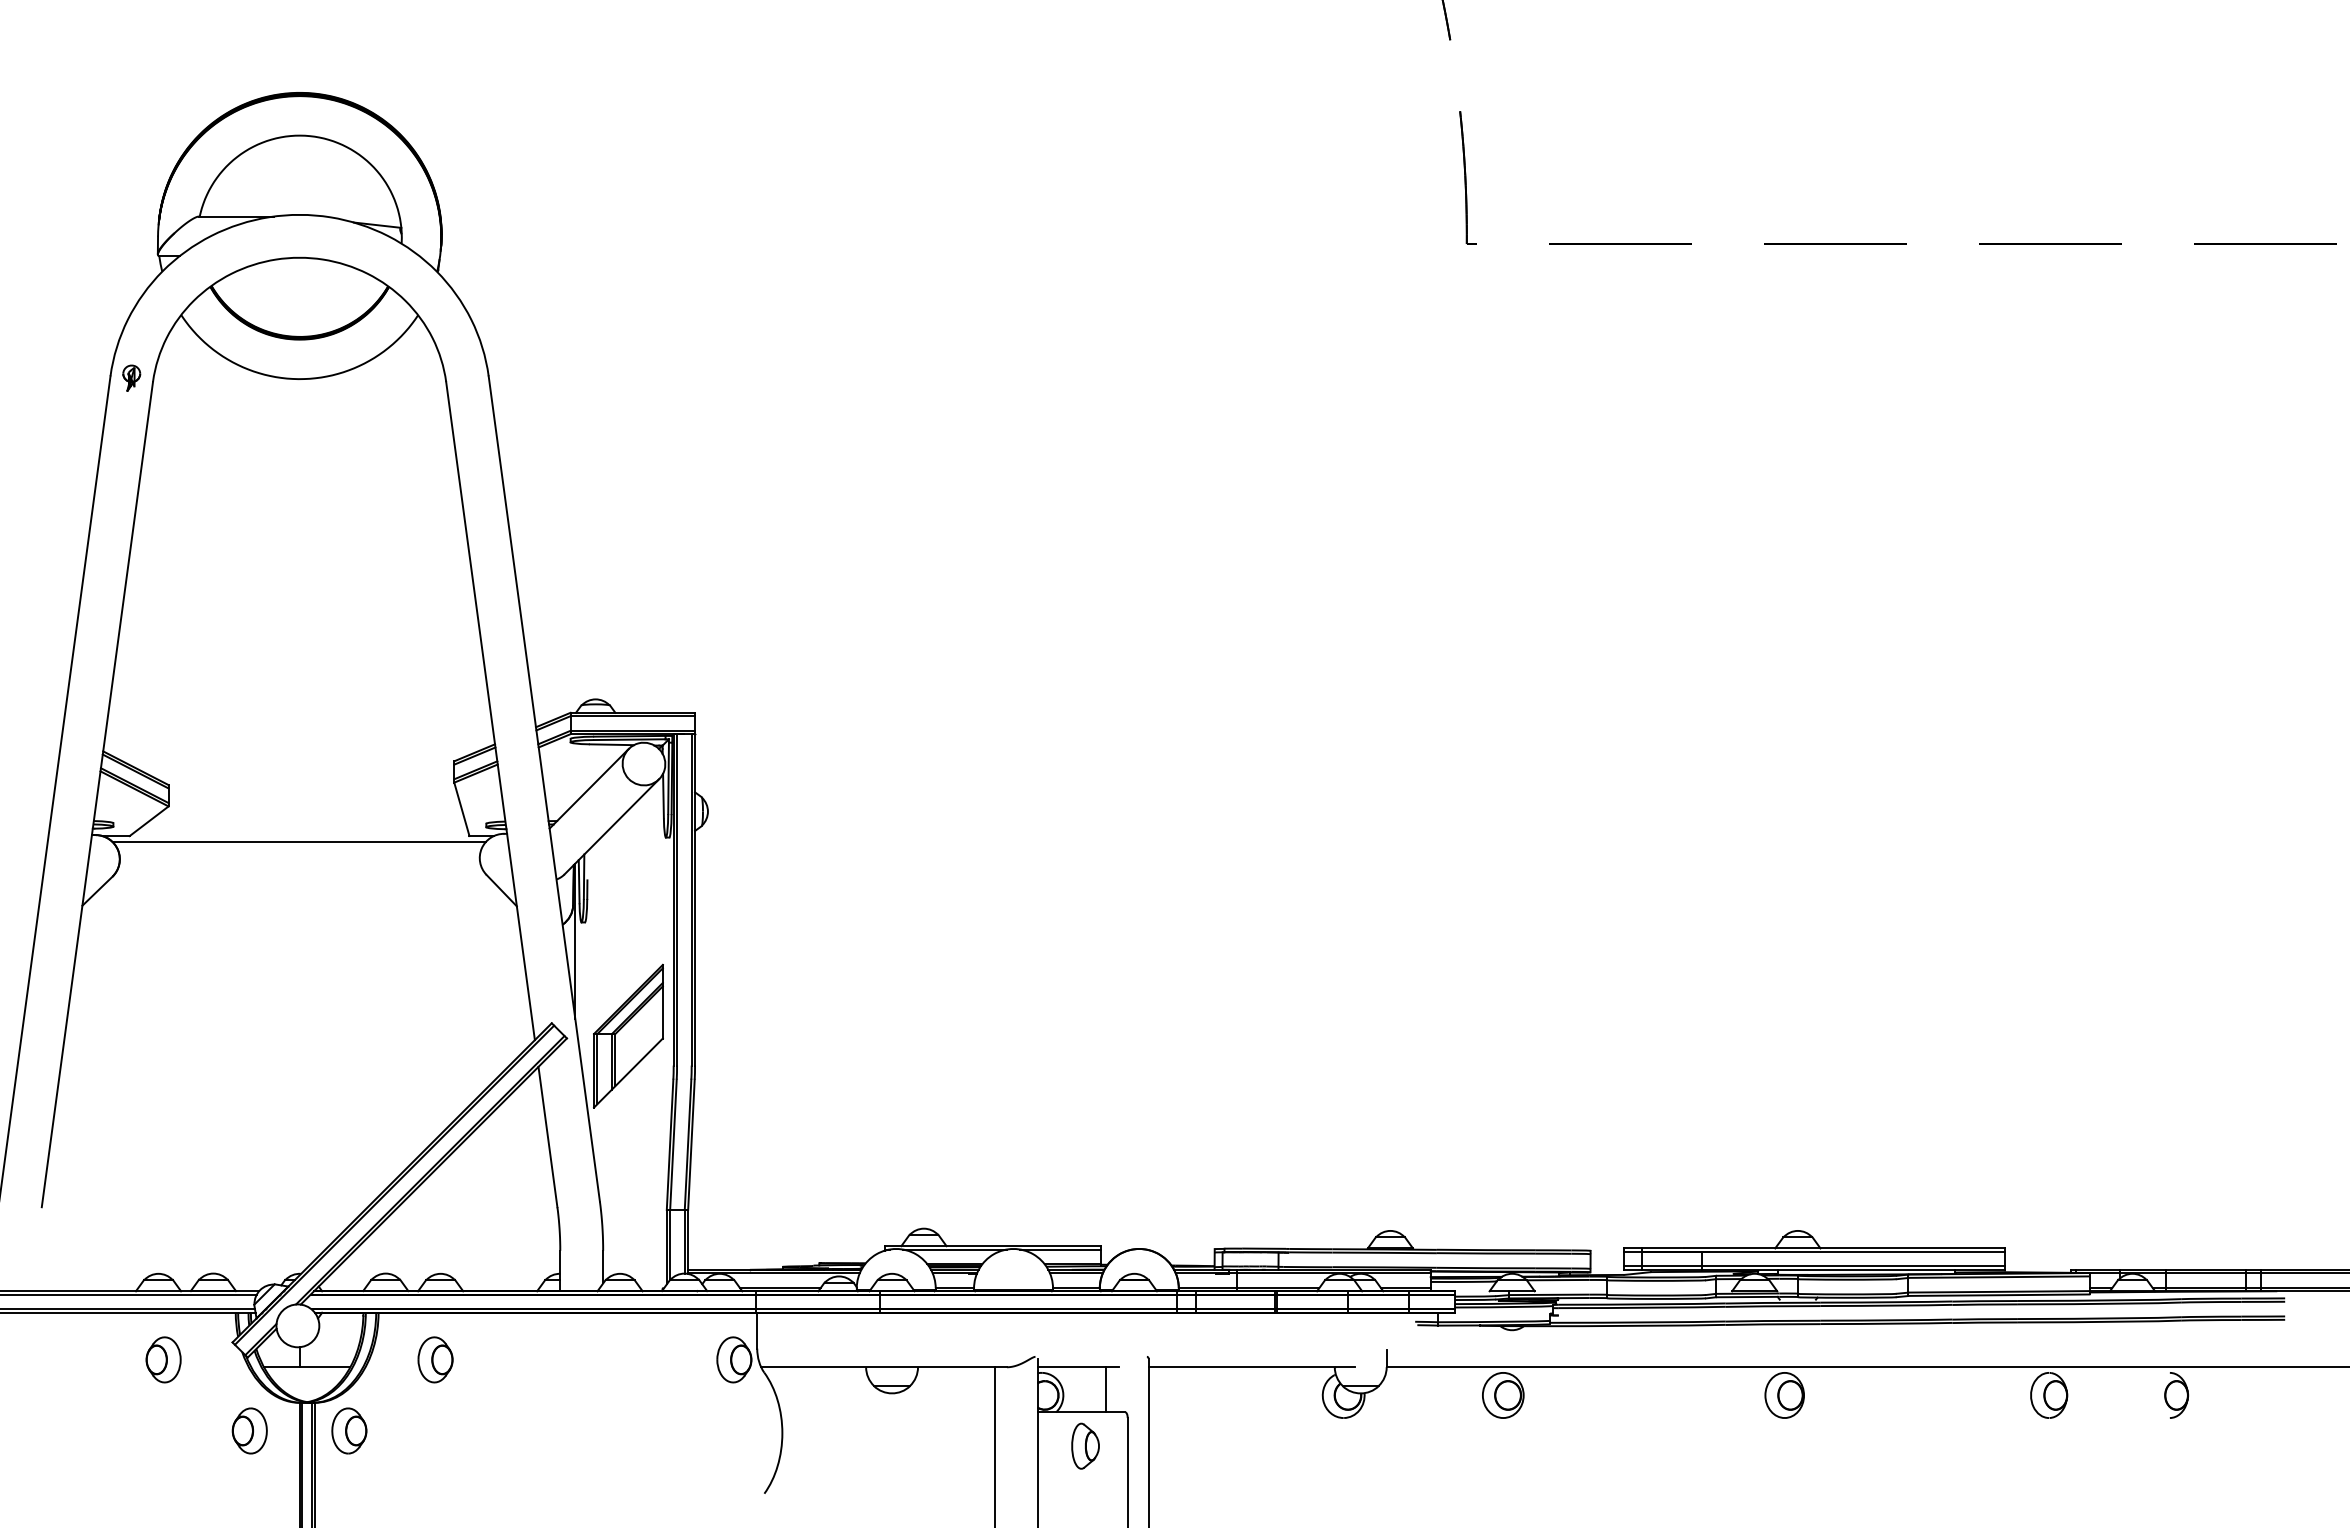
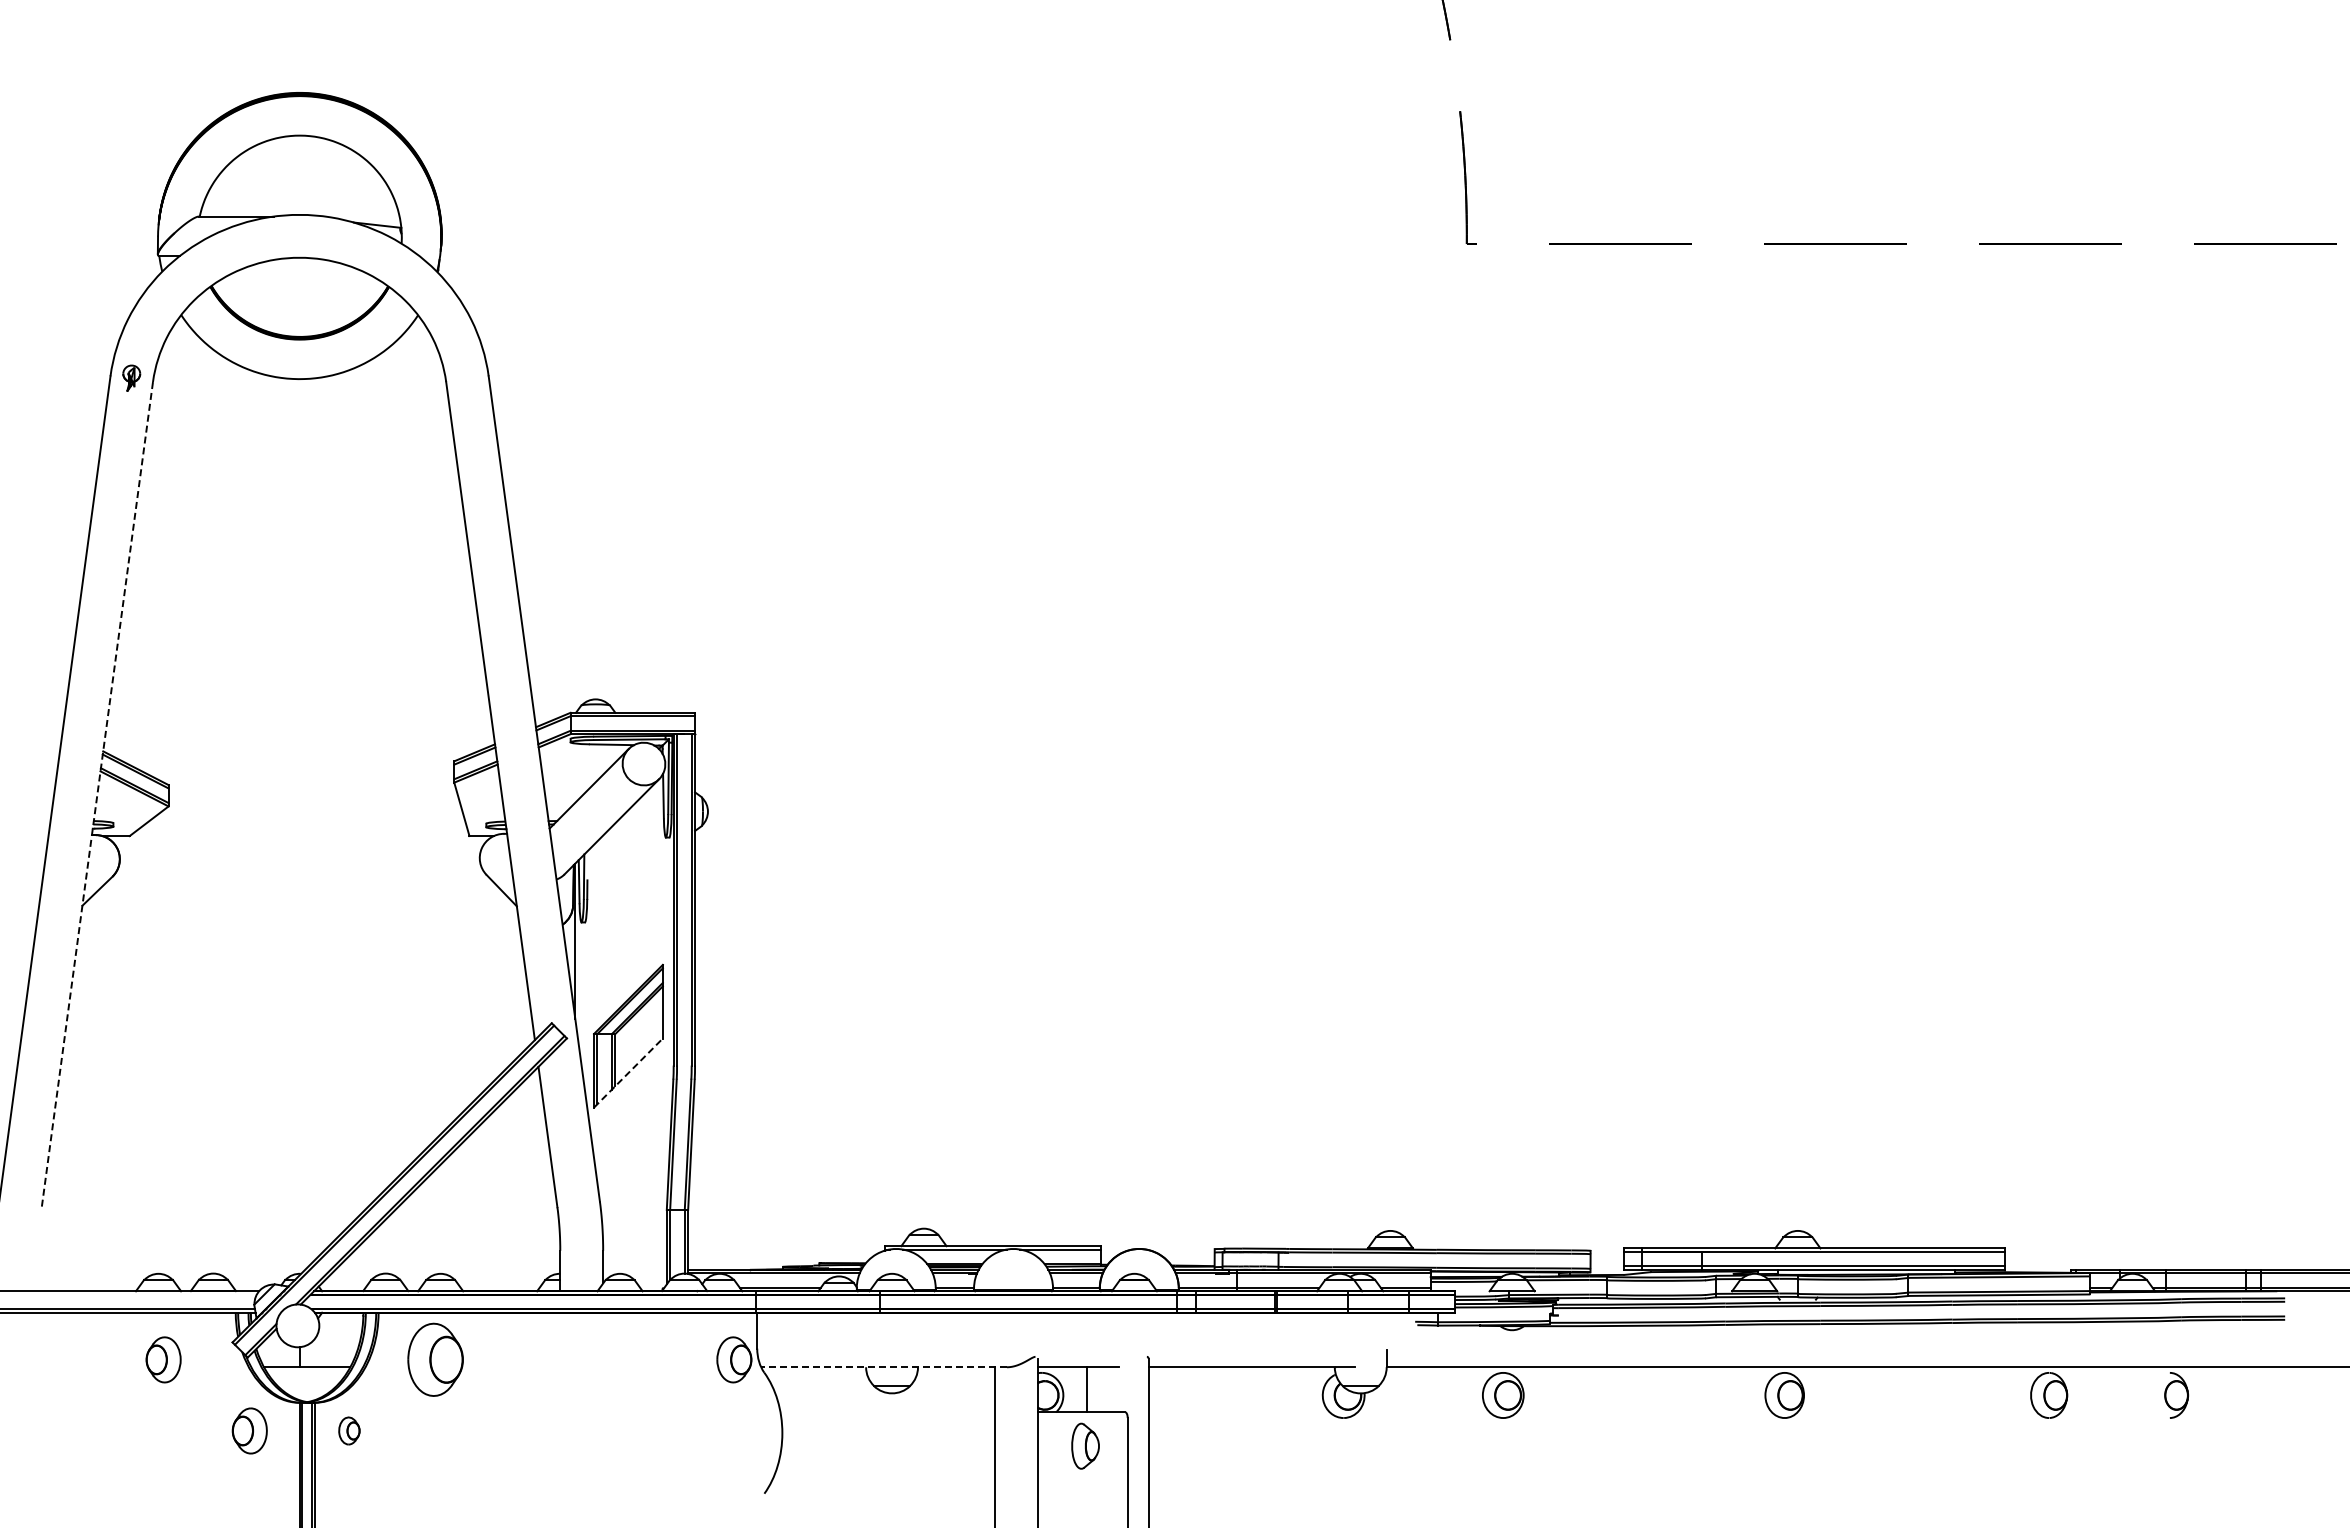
line: solid -> dashed (97, 795)
line: present -> none (298, 842)
line: solid -> dashed (628, 1073)
line: present -> none (129, 1294)
part size: 37x48 px -> 57x75 px (435, 1359)
line: solid -> dashed (883, 1367)
line position: (1105, 1389) -> (1086, 1389) (1086, 1389)
part size: 37x48 px -> 23x30 px (349, 1430)
